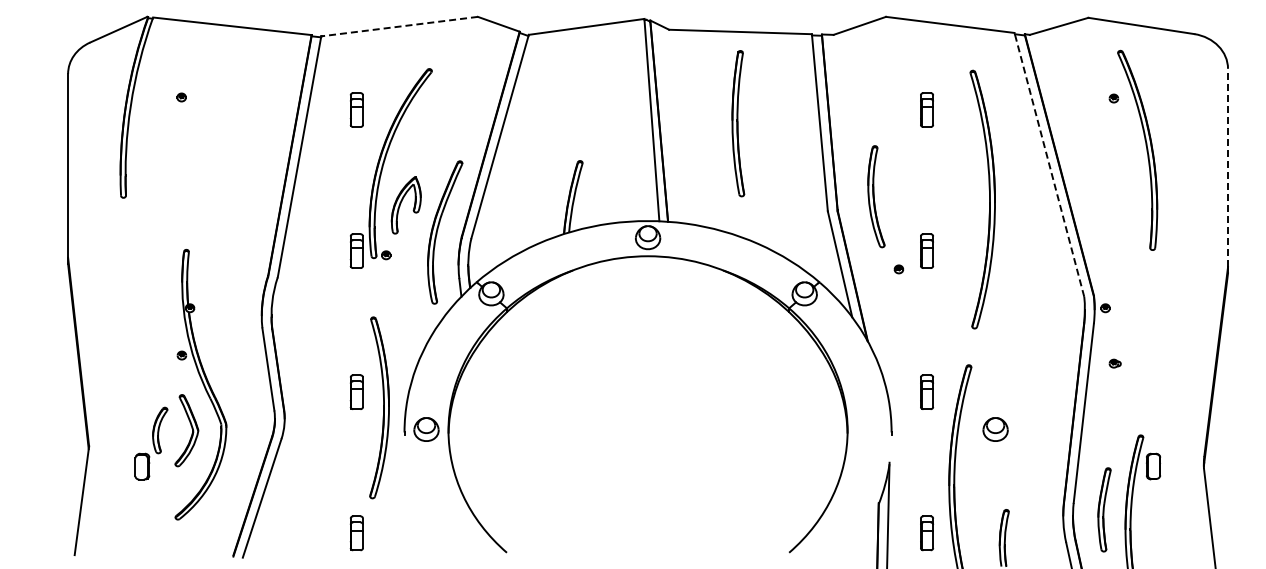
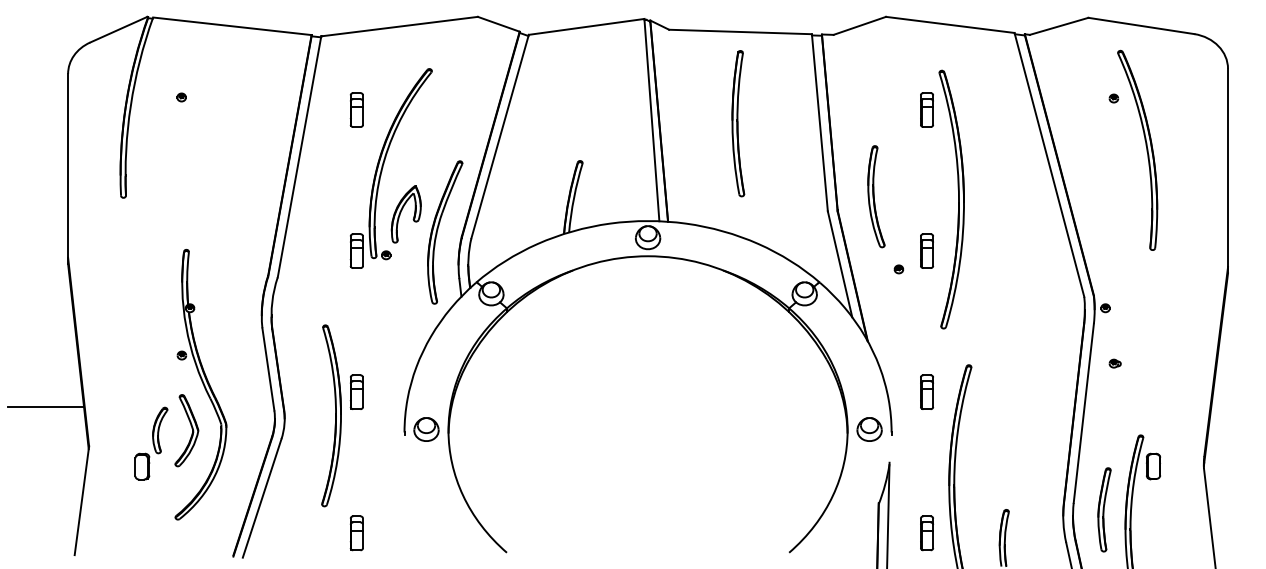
line: dashed -> solid (399, 26)
line: dashed -> solid (1049, 164)
line: dashed -> solid (1228, 167)
part position: (989, 199) -> (958, 199) (958, 199)
part position: (405, 205) -> (405, 214) (405, 214)
line: none -> present (46, 407)
part position: (379, 407) -> (331, 415) (331, 415)
part position: (995, 429) -> (869, 429) (869, 429)
